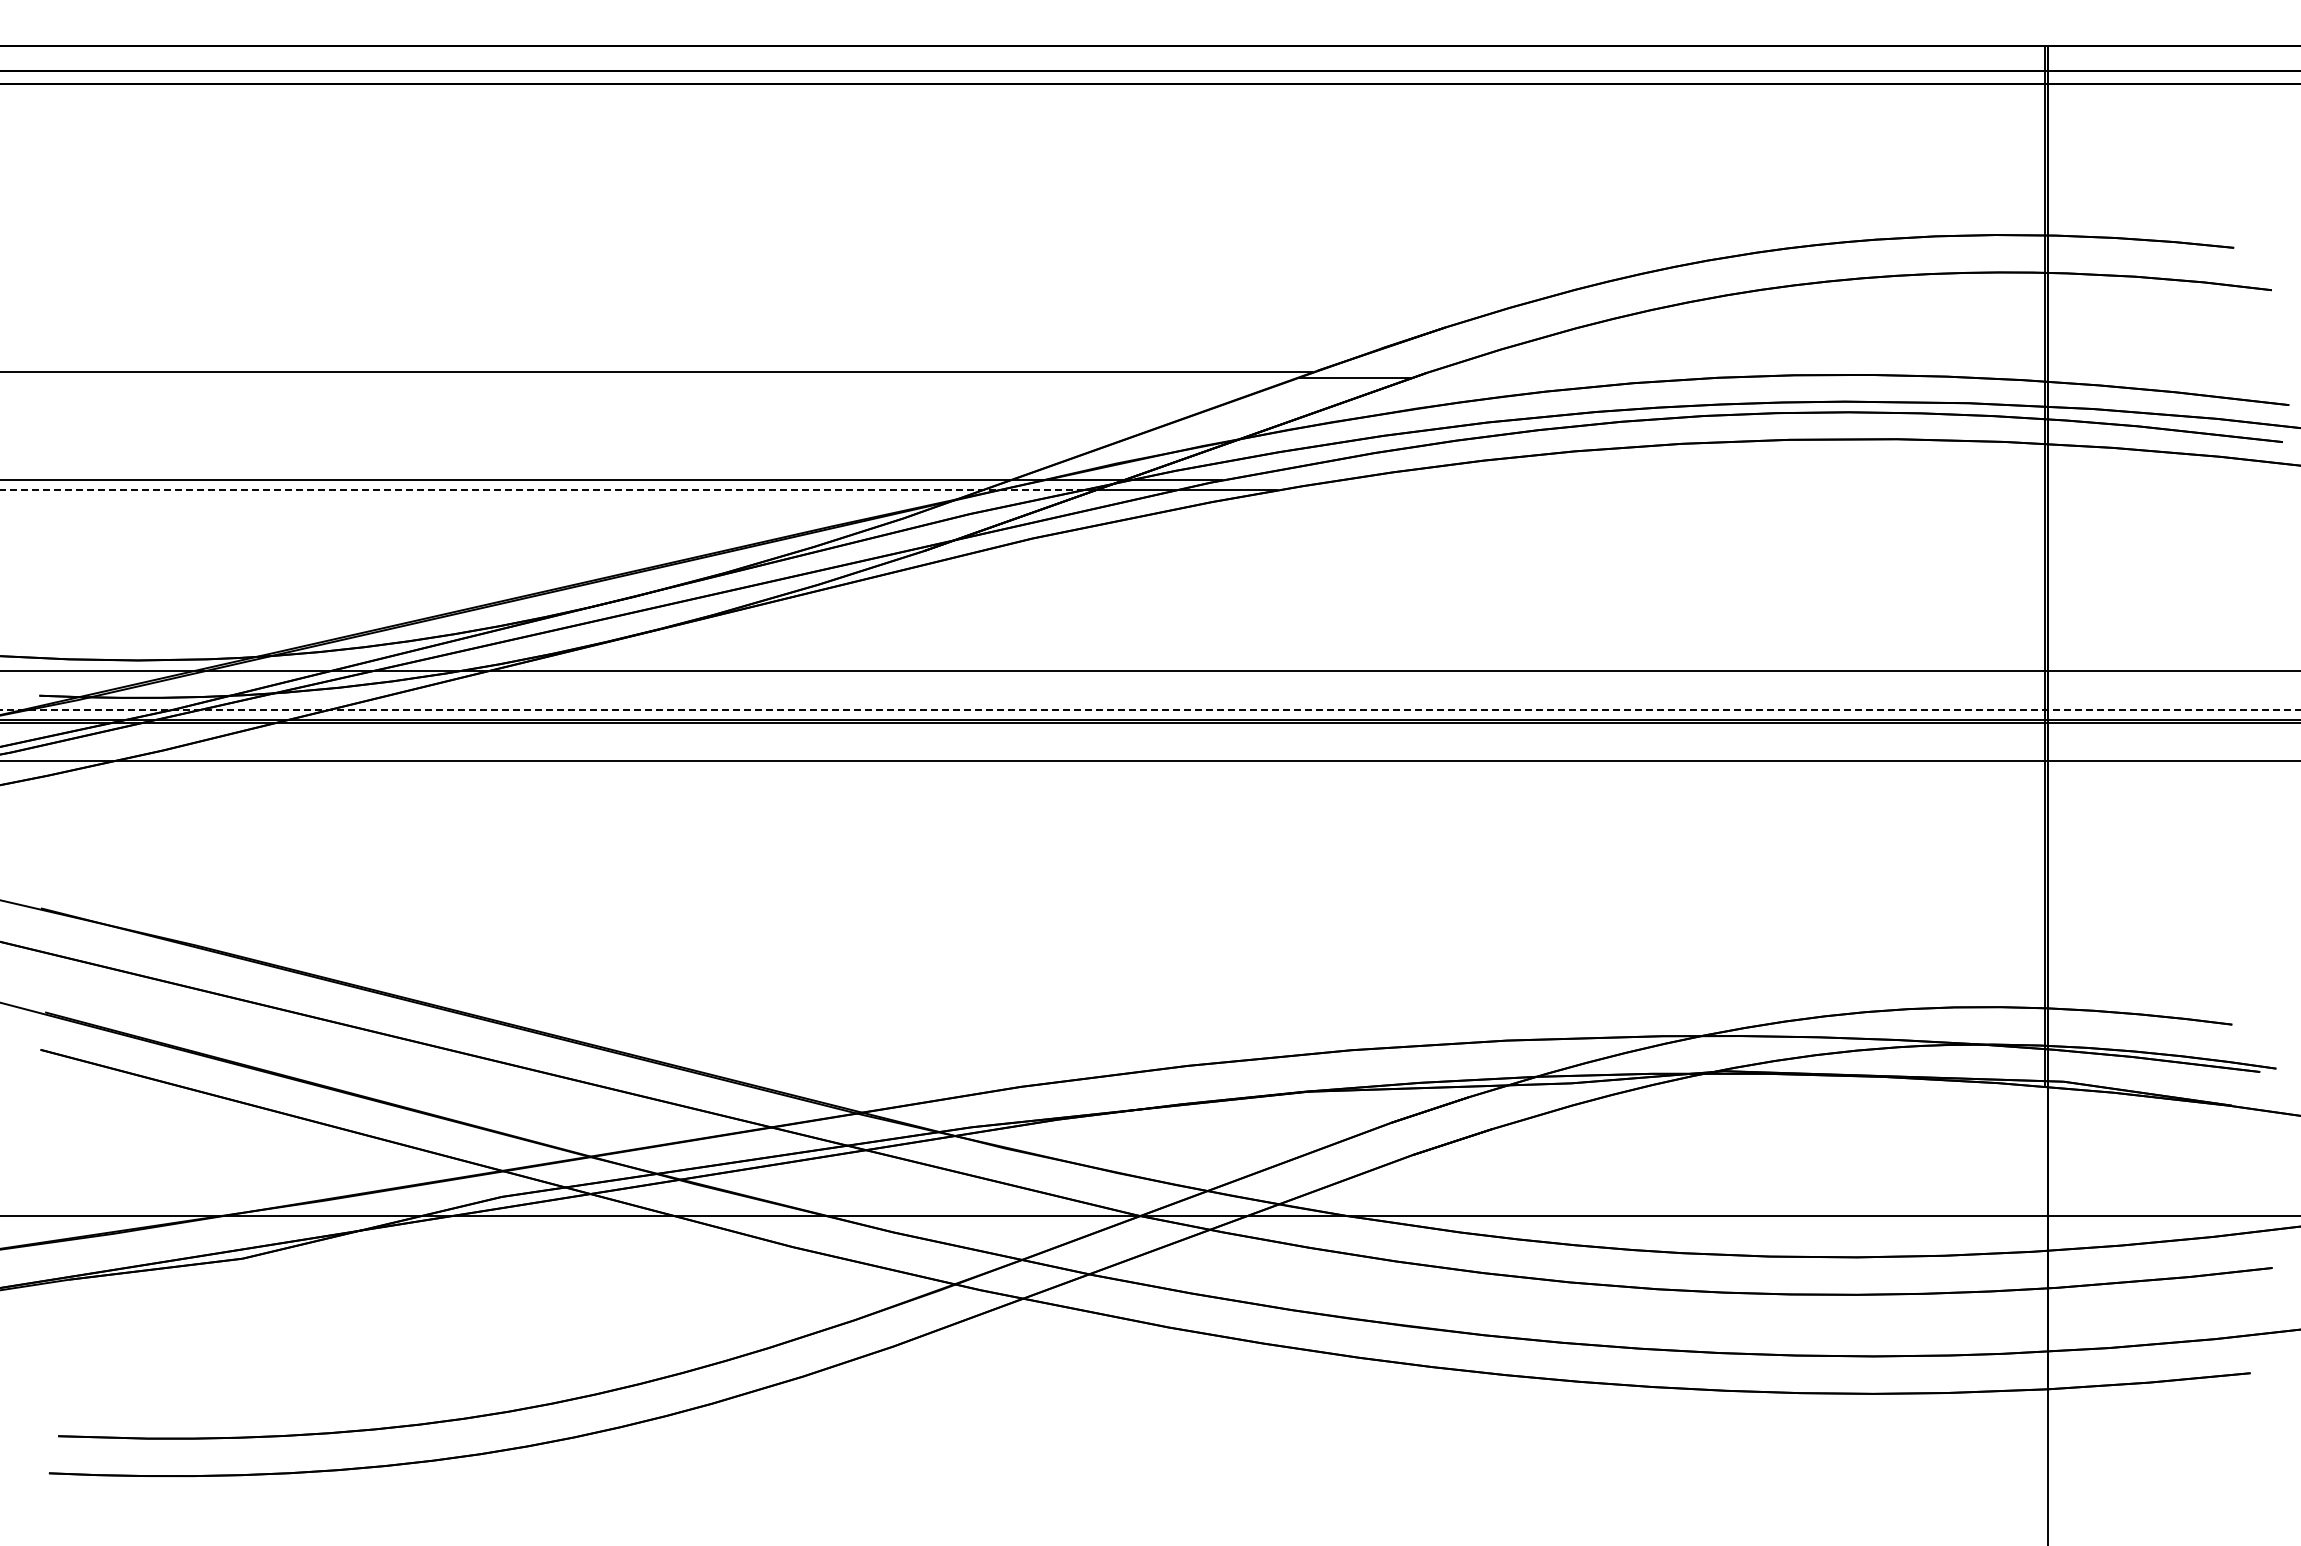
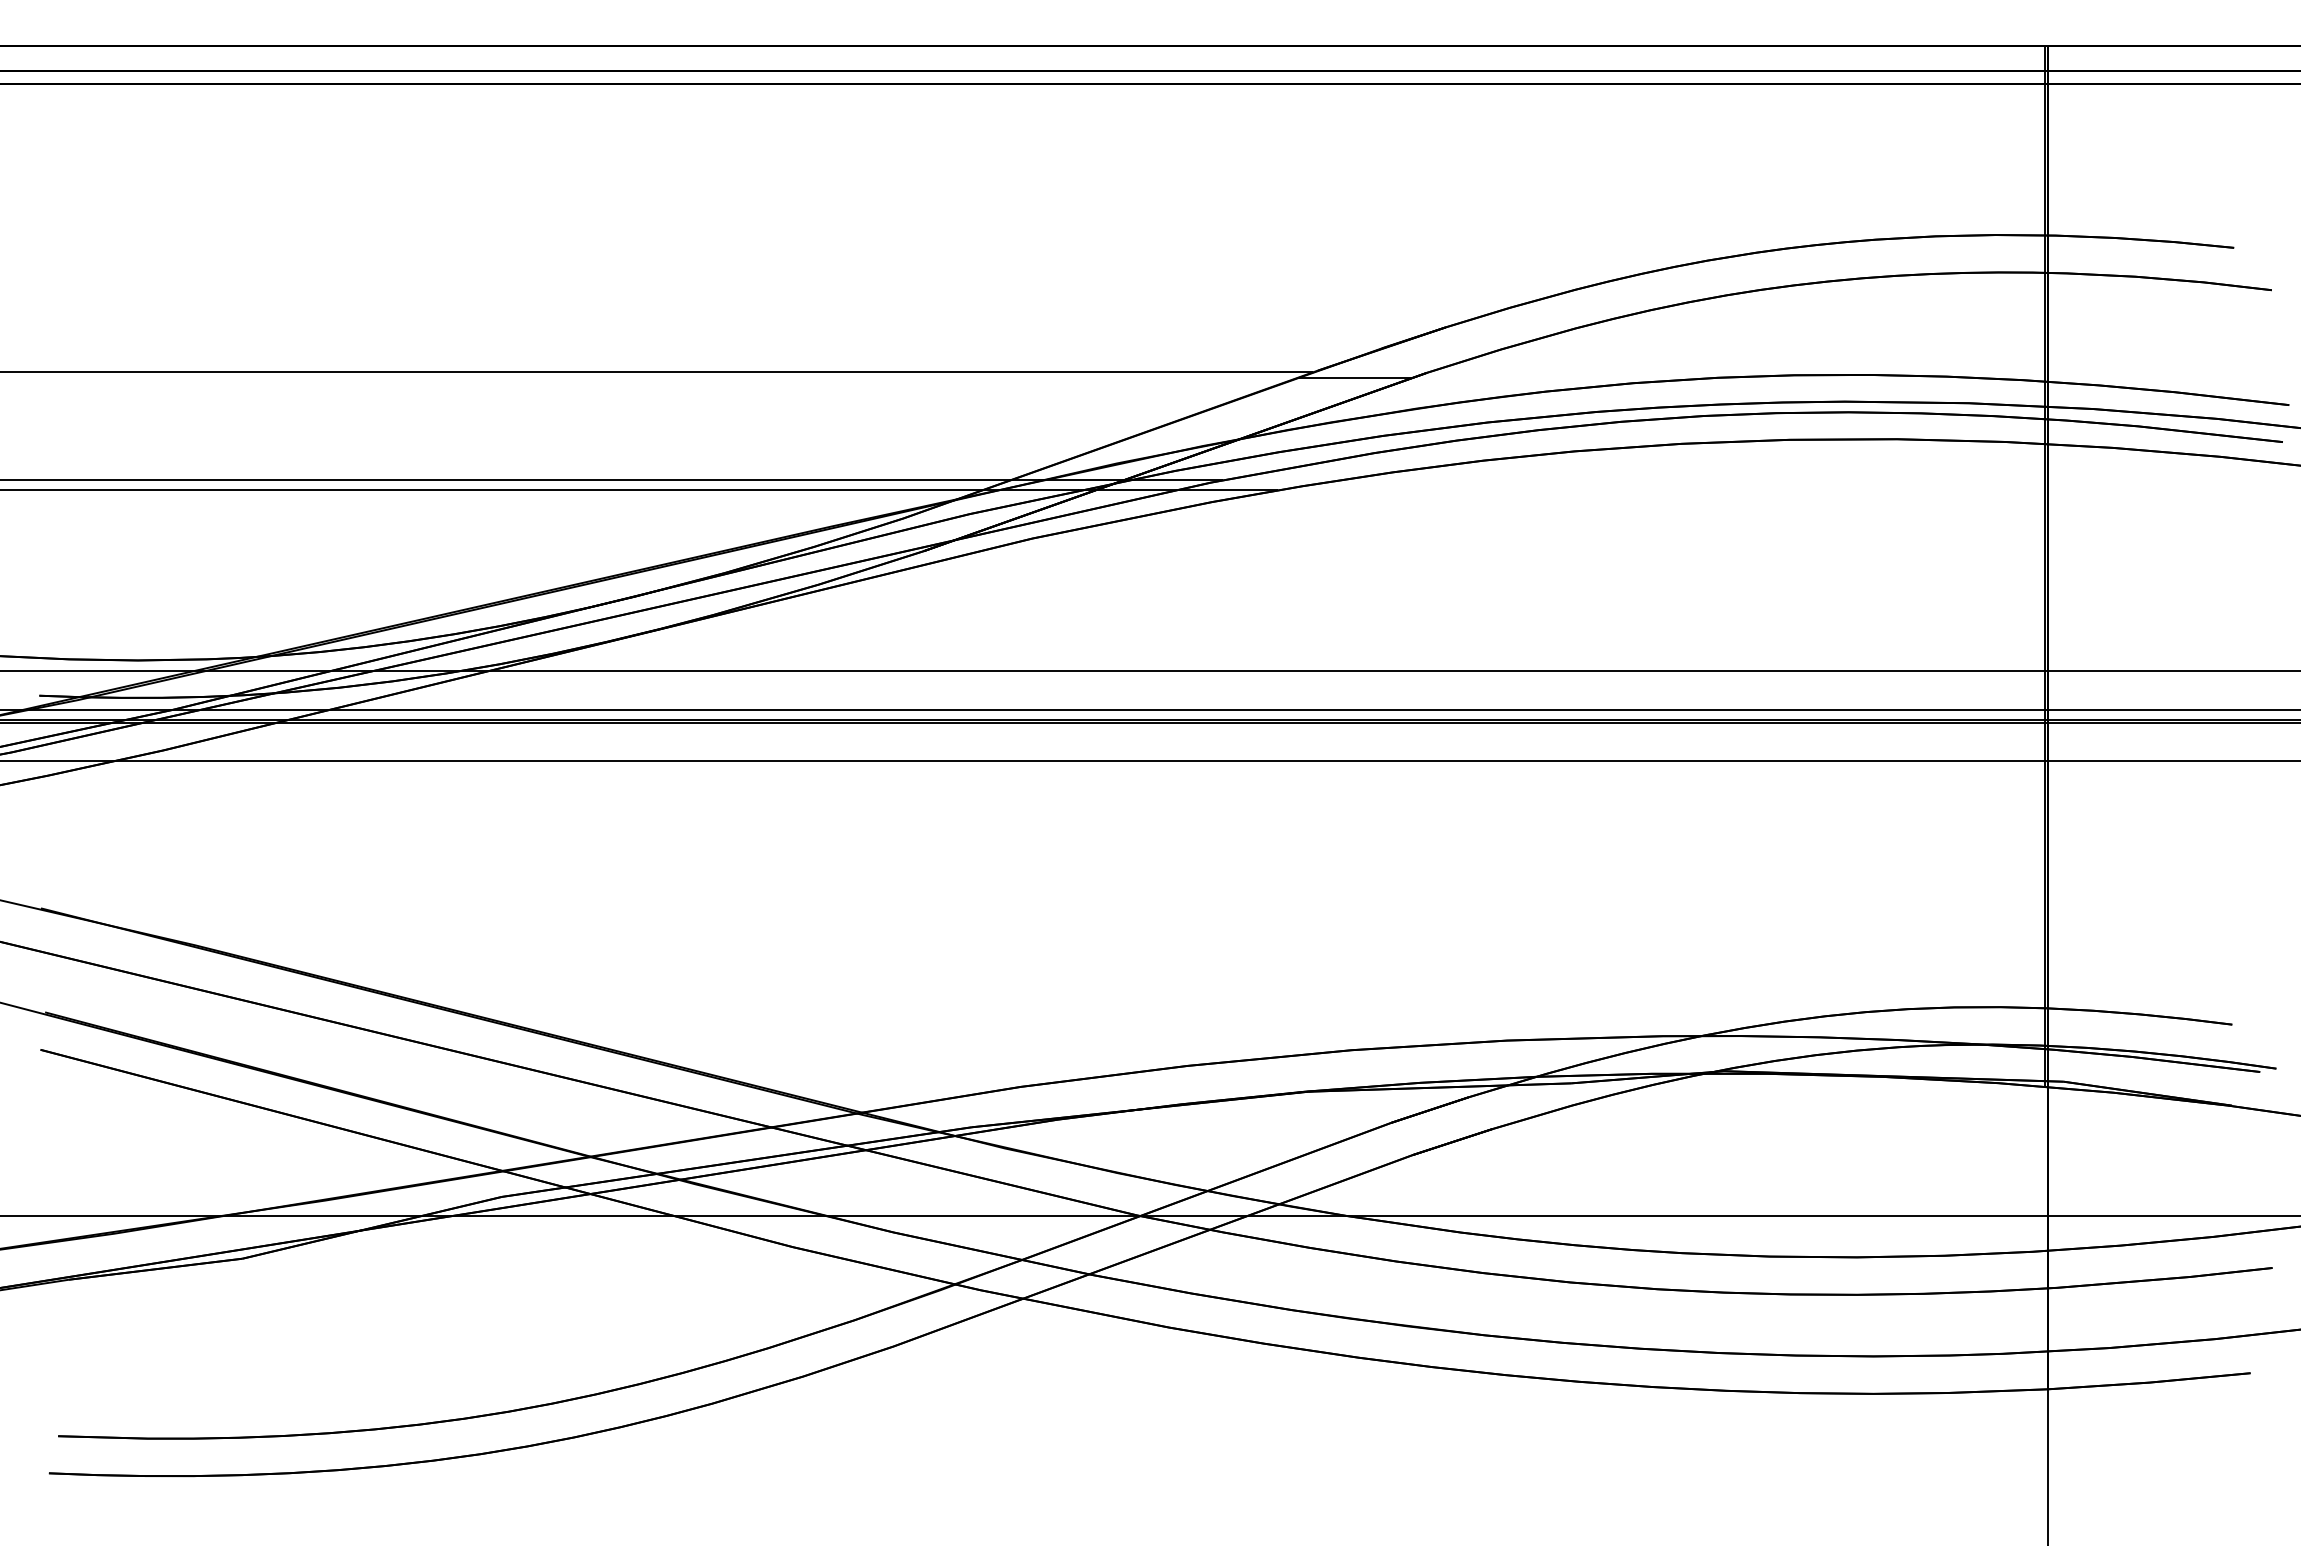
line: dashed -> solid (539, 490)
line: dashed -> solid (1150, 709)
